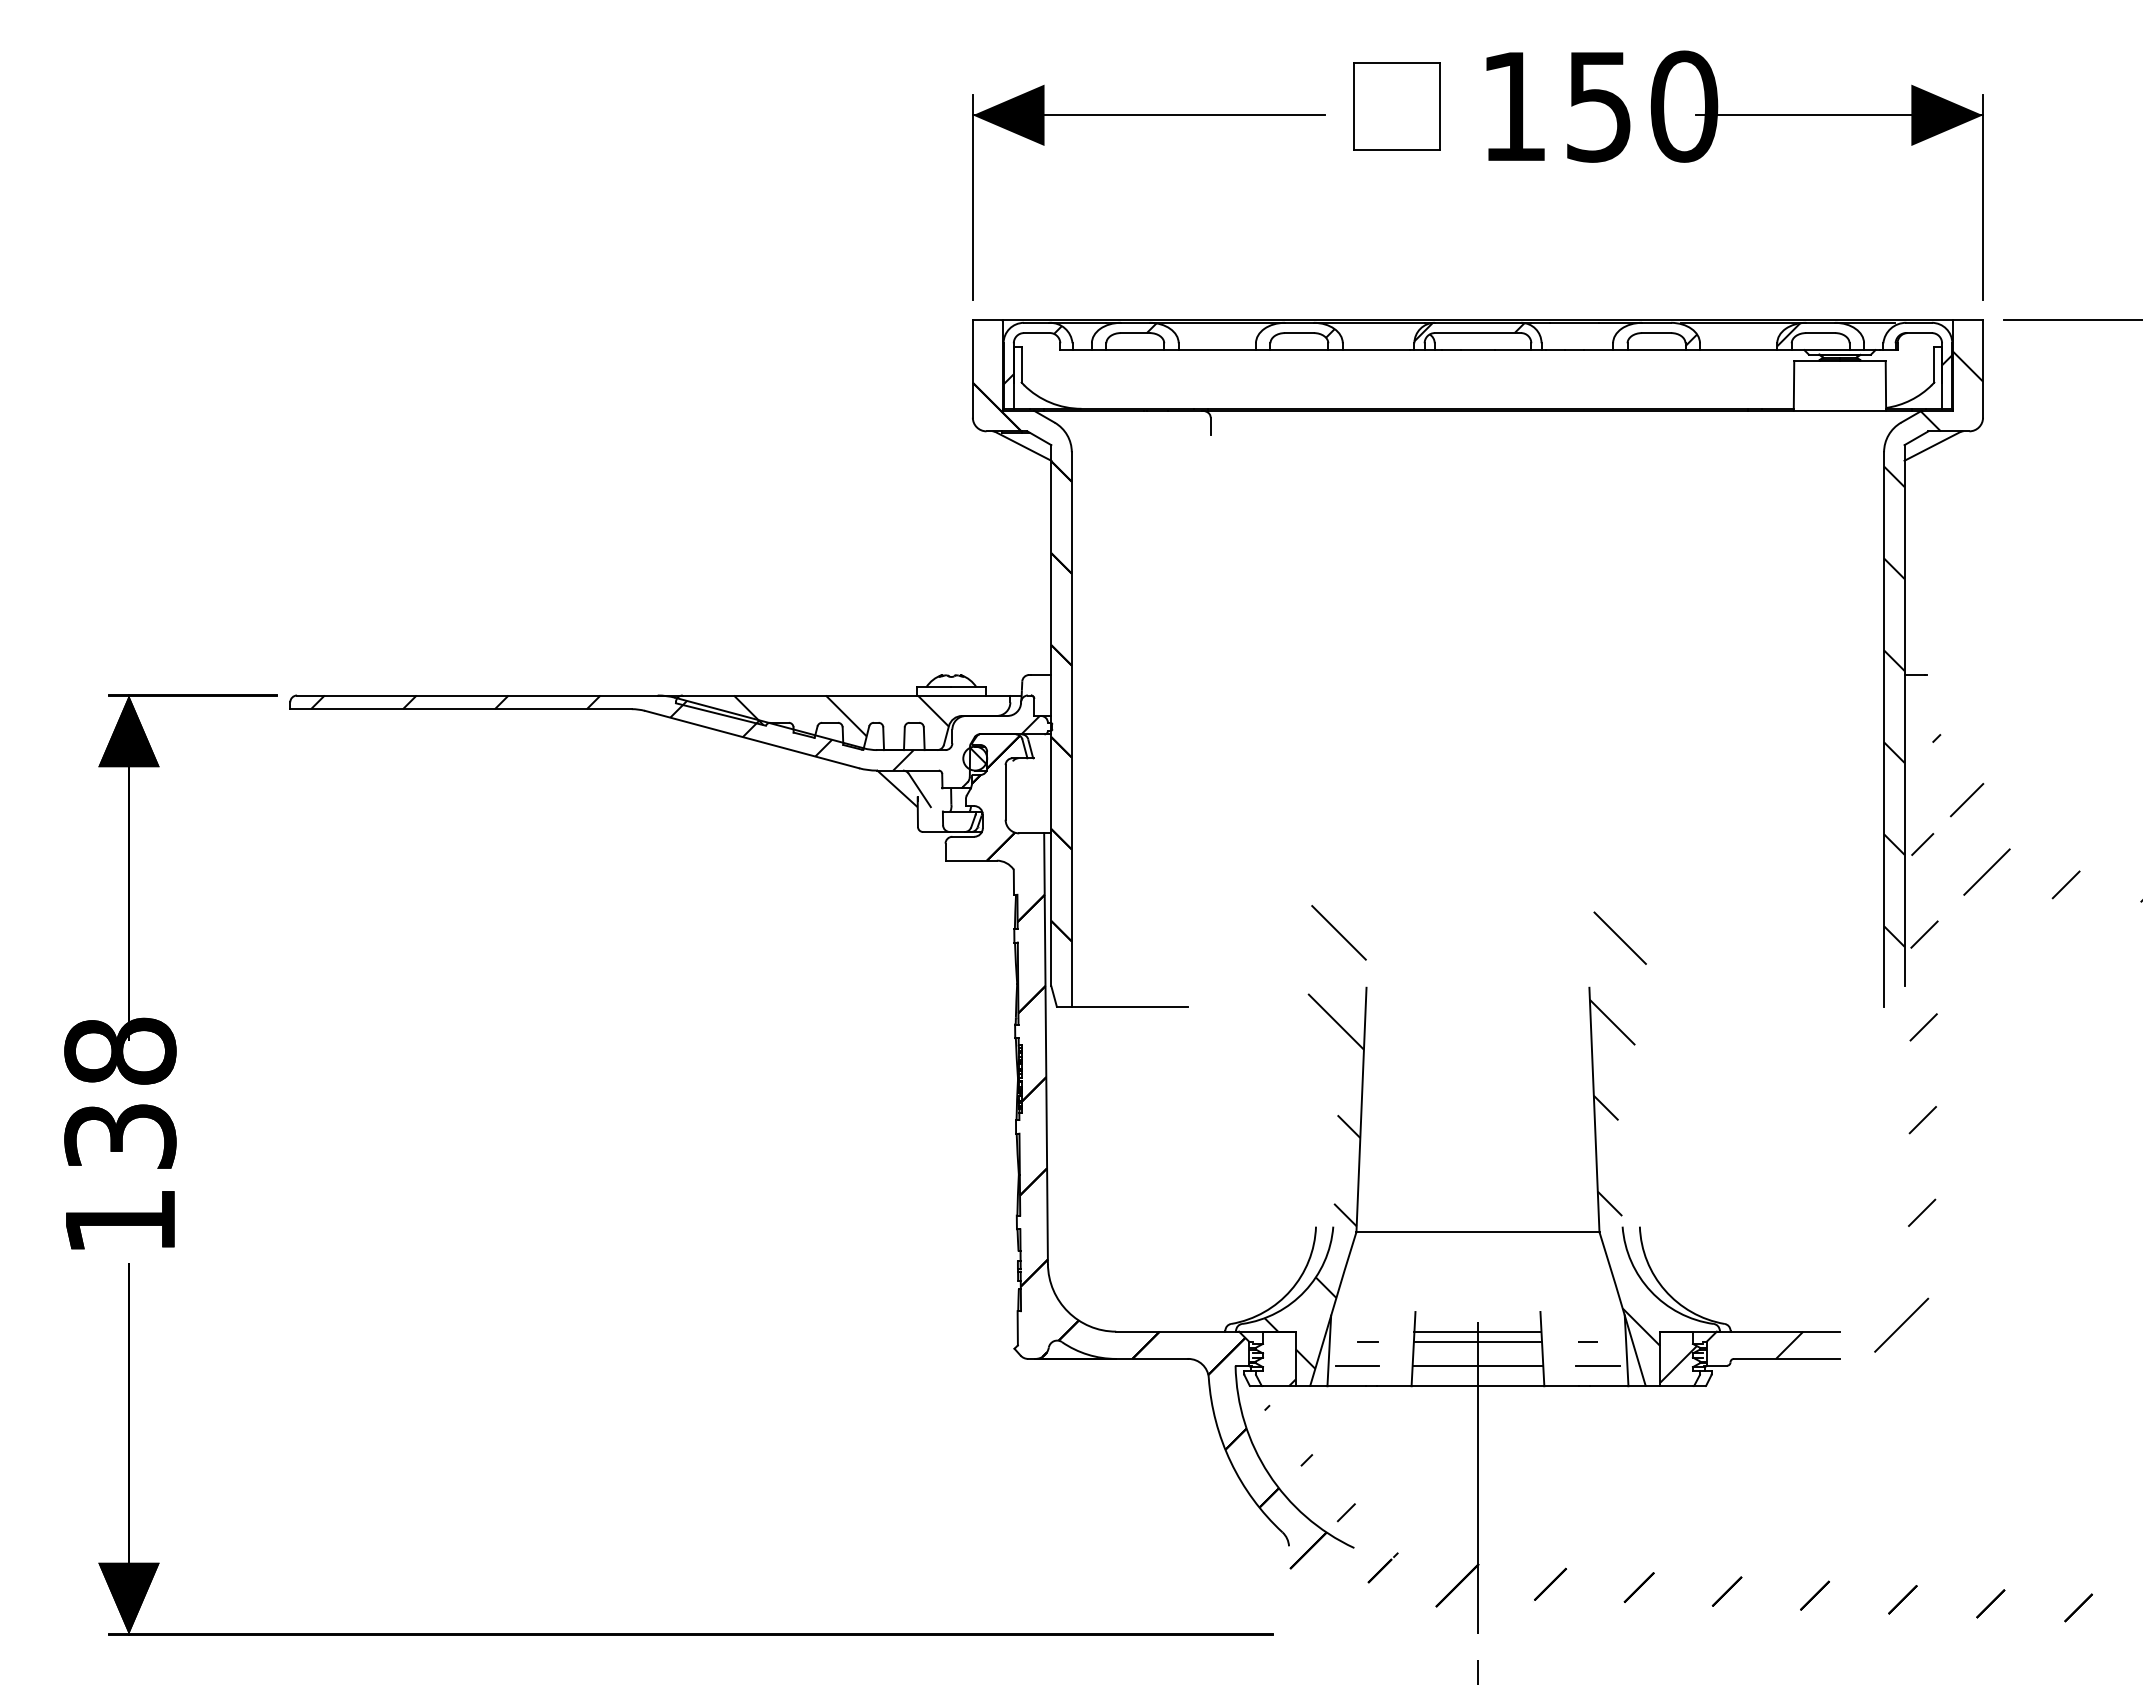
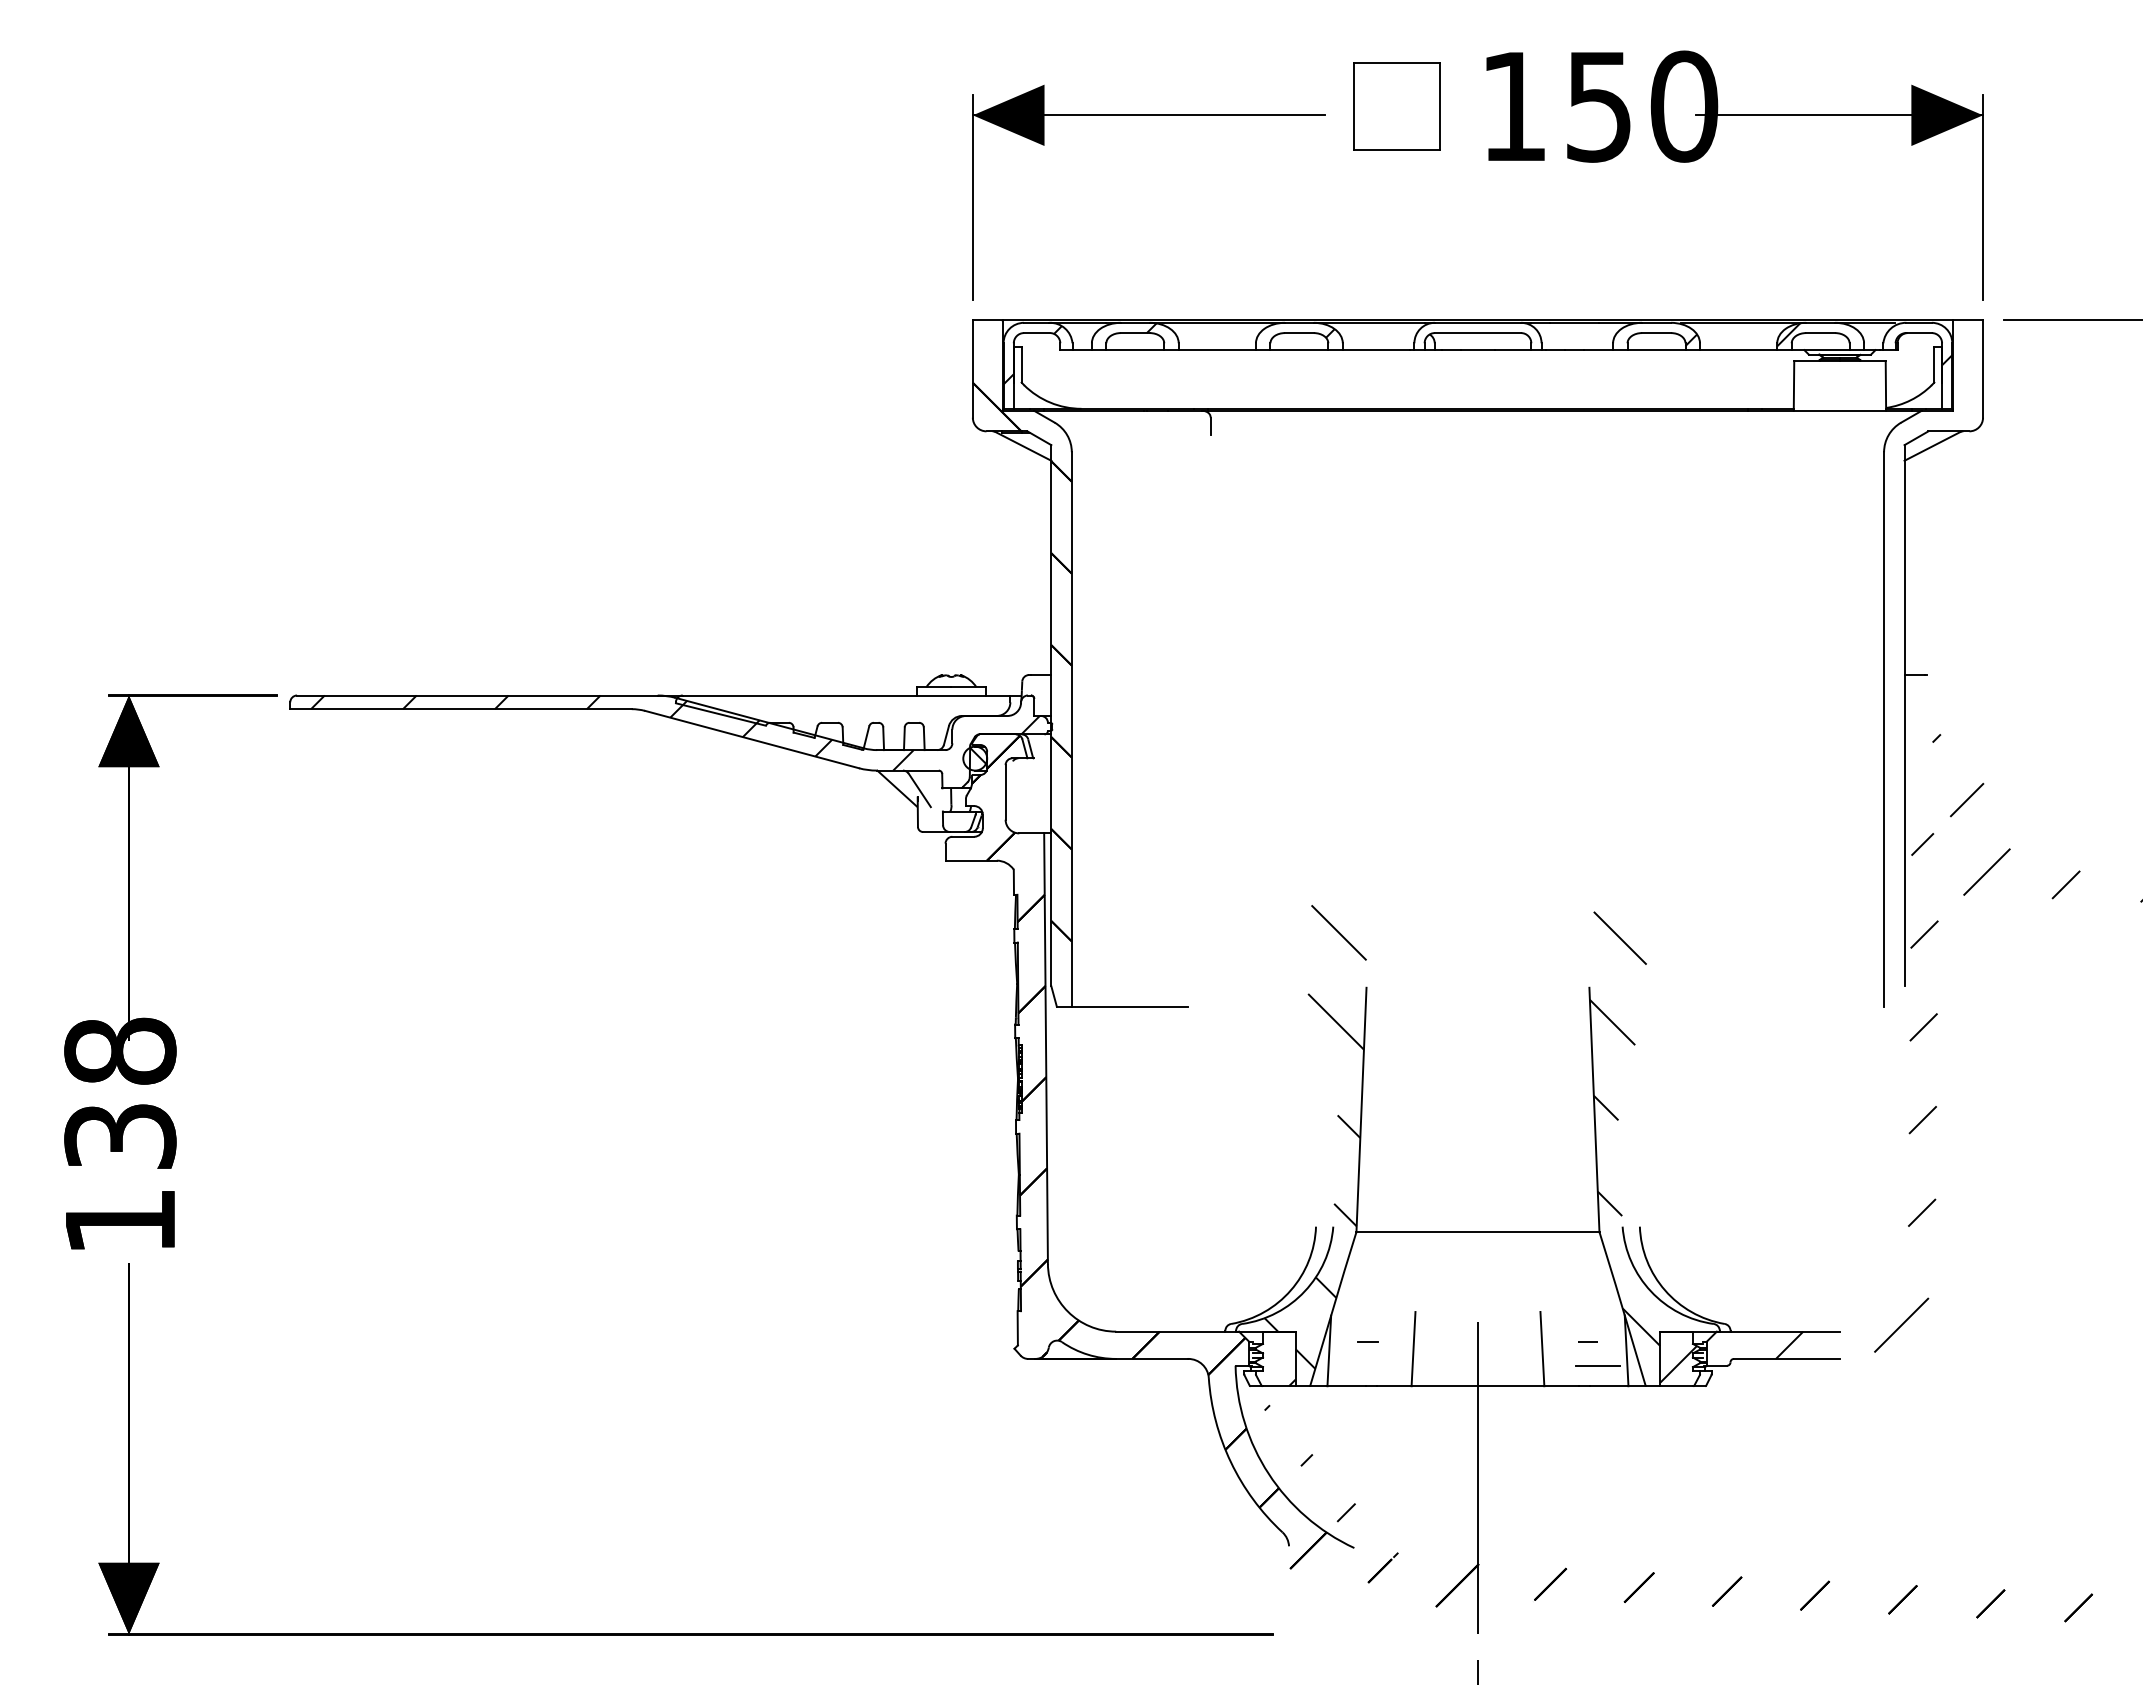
hatch: present -> none (1469, 331)
hatch: present -> none (1933, 648)
hatch: present -> none (871, 715)
line: present -> none (1477, 1331)
line: present -> none (1477, 1341)
line: present -> none (1357, 1365)
line: present -> none (1477, 1365)
